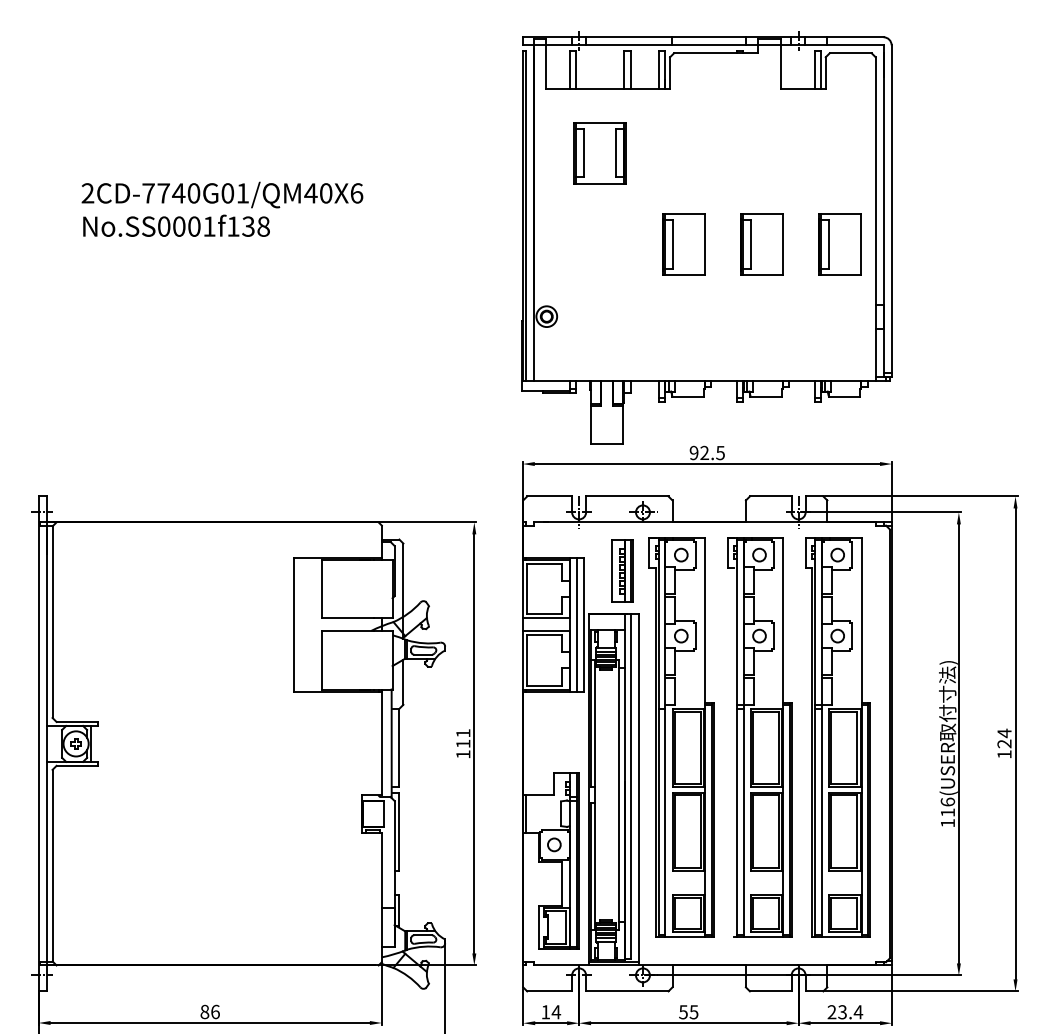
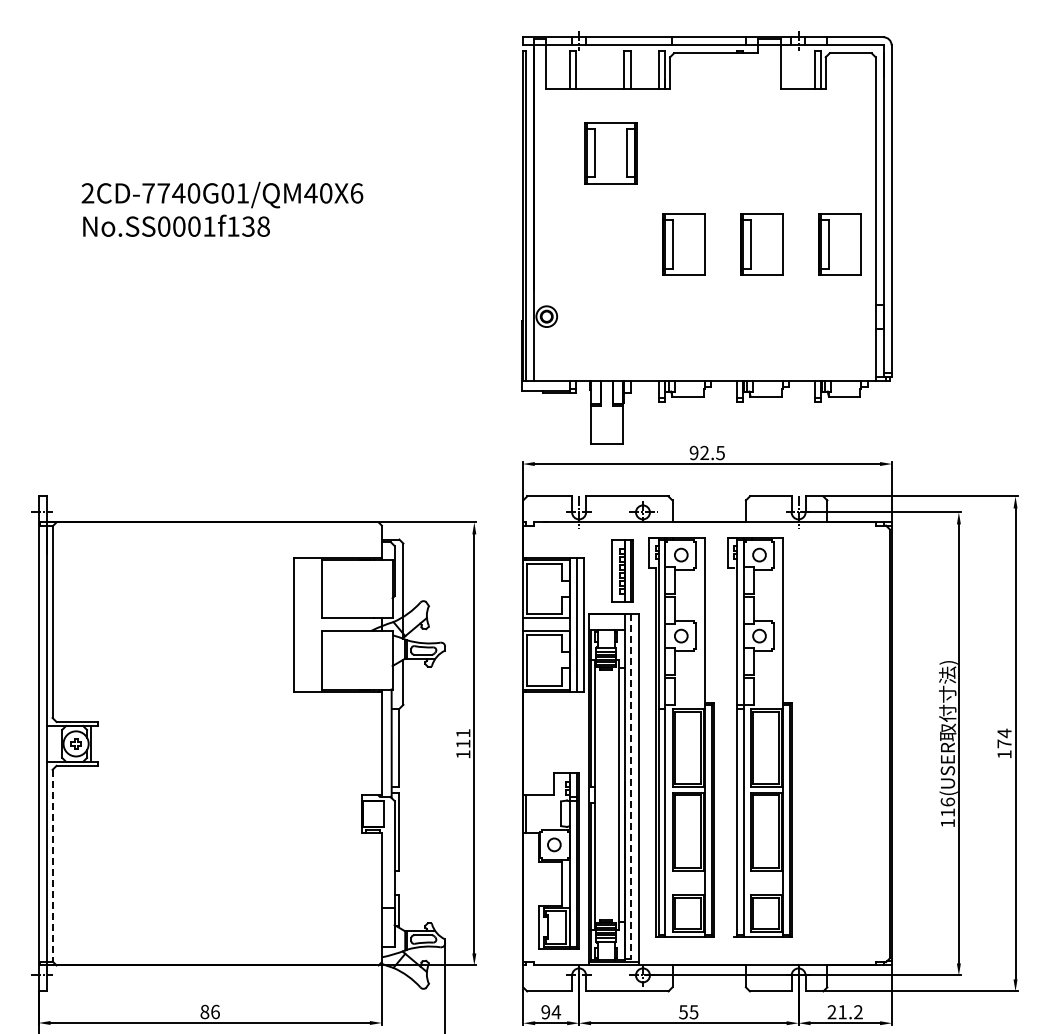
part position: (599, 153) -> (610, 153) (610, 153)
part: present -> none (837, 737)
text: 124 -> 174 (1004, 743)
line: solid -> dashed (631, 786)
line: solid -> dashed (52, 865)
text: 14 -> 94 (545, 1012)
text: 23.4 -> 21.2 (850, 1012)
